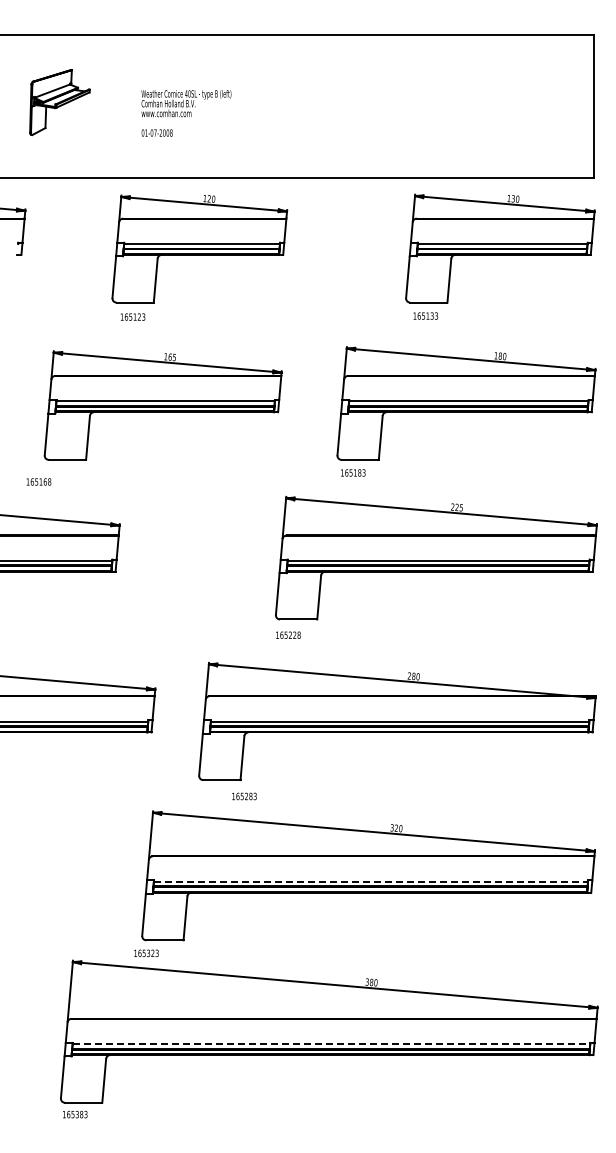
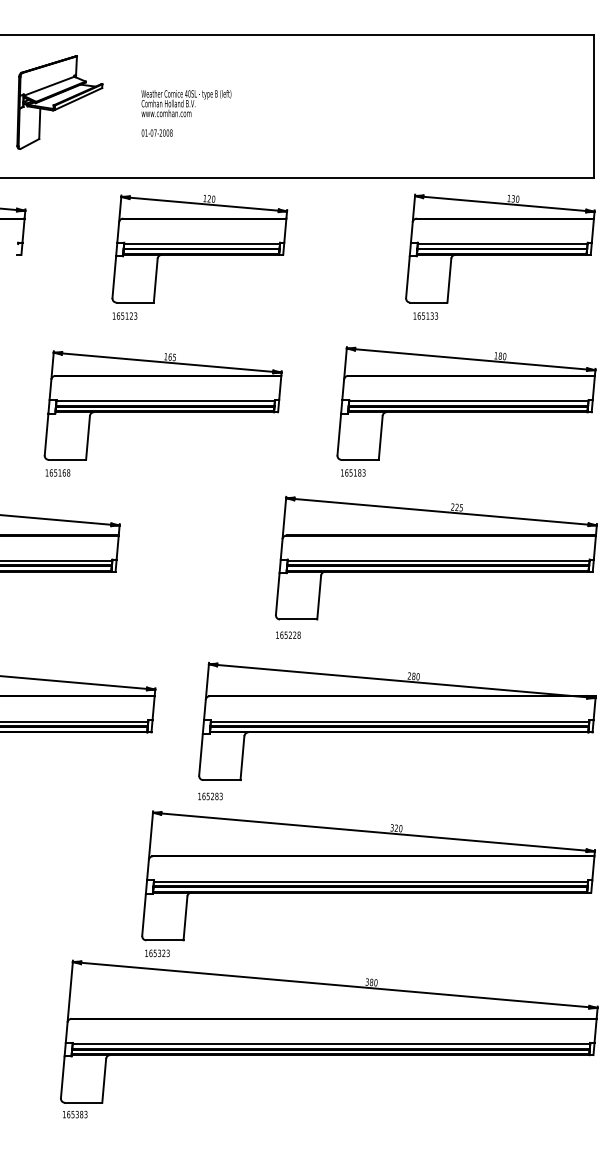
part size: 62x67 px -> 88x95 px (59, 102)
text position: (132, 316) -> (124, 315) (124, 315)
text position: (38, 481) -> (57, 472) (57, 472)
text position: (244, 796) -> (210, 796) (210, 796)
line: dashed -> solid (371, 881)
text position: (146, 953) -> (157, 953) (157, 953)
line: dashed -> solid (331, 1044)
